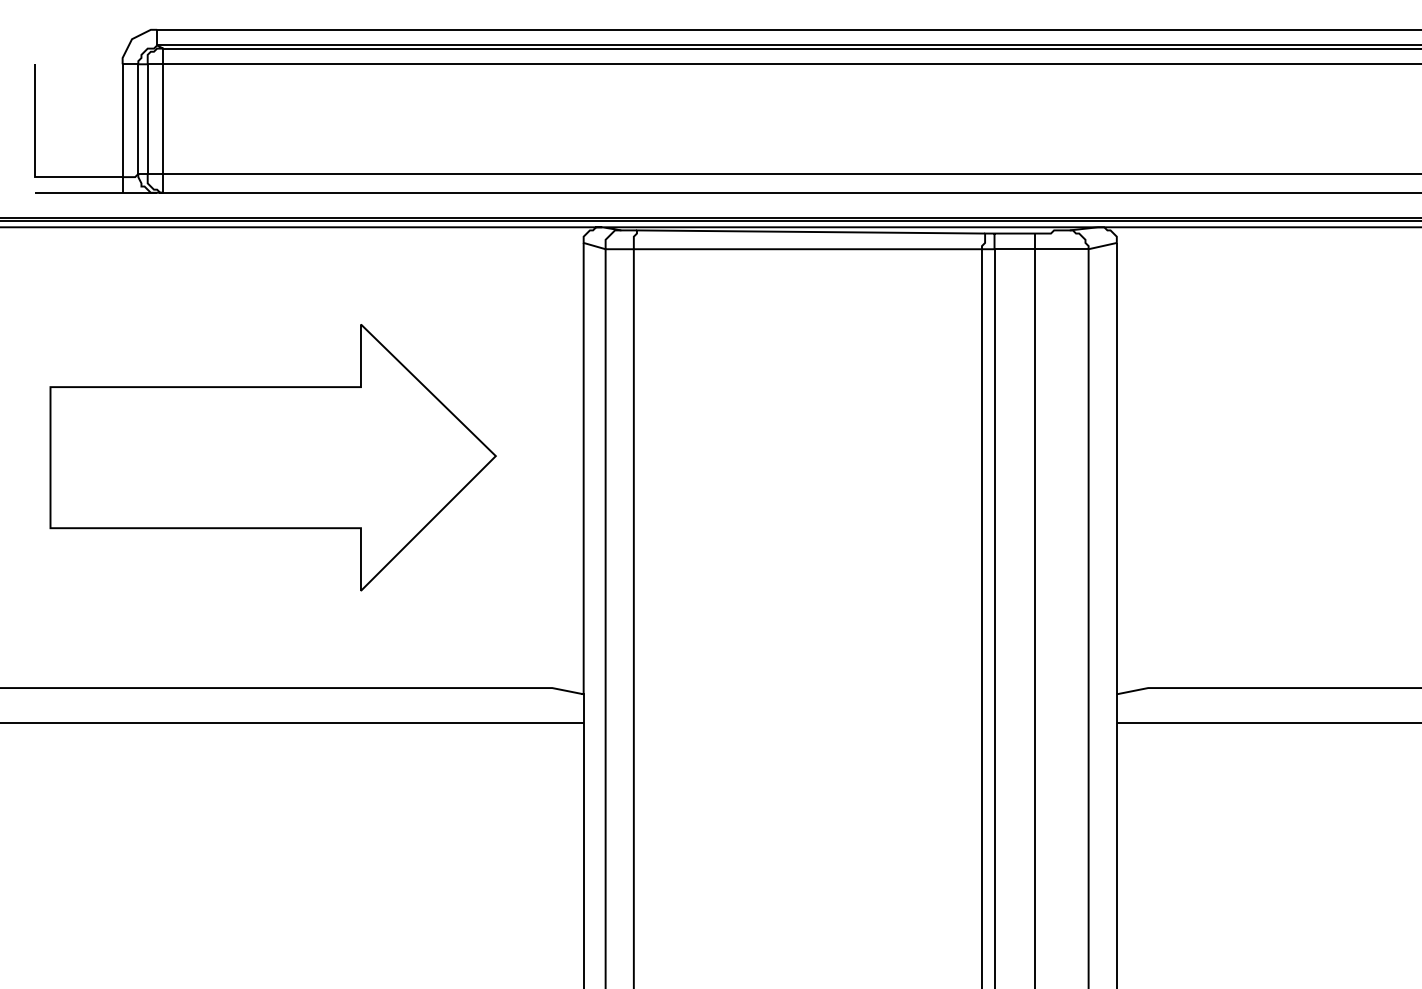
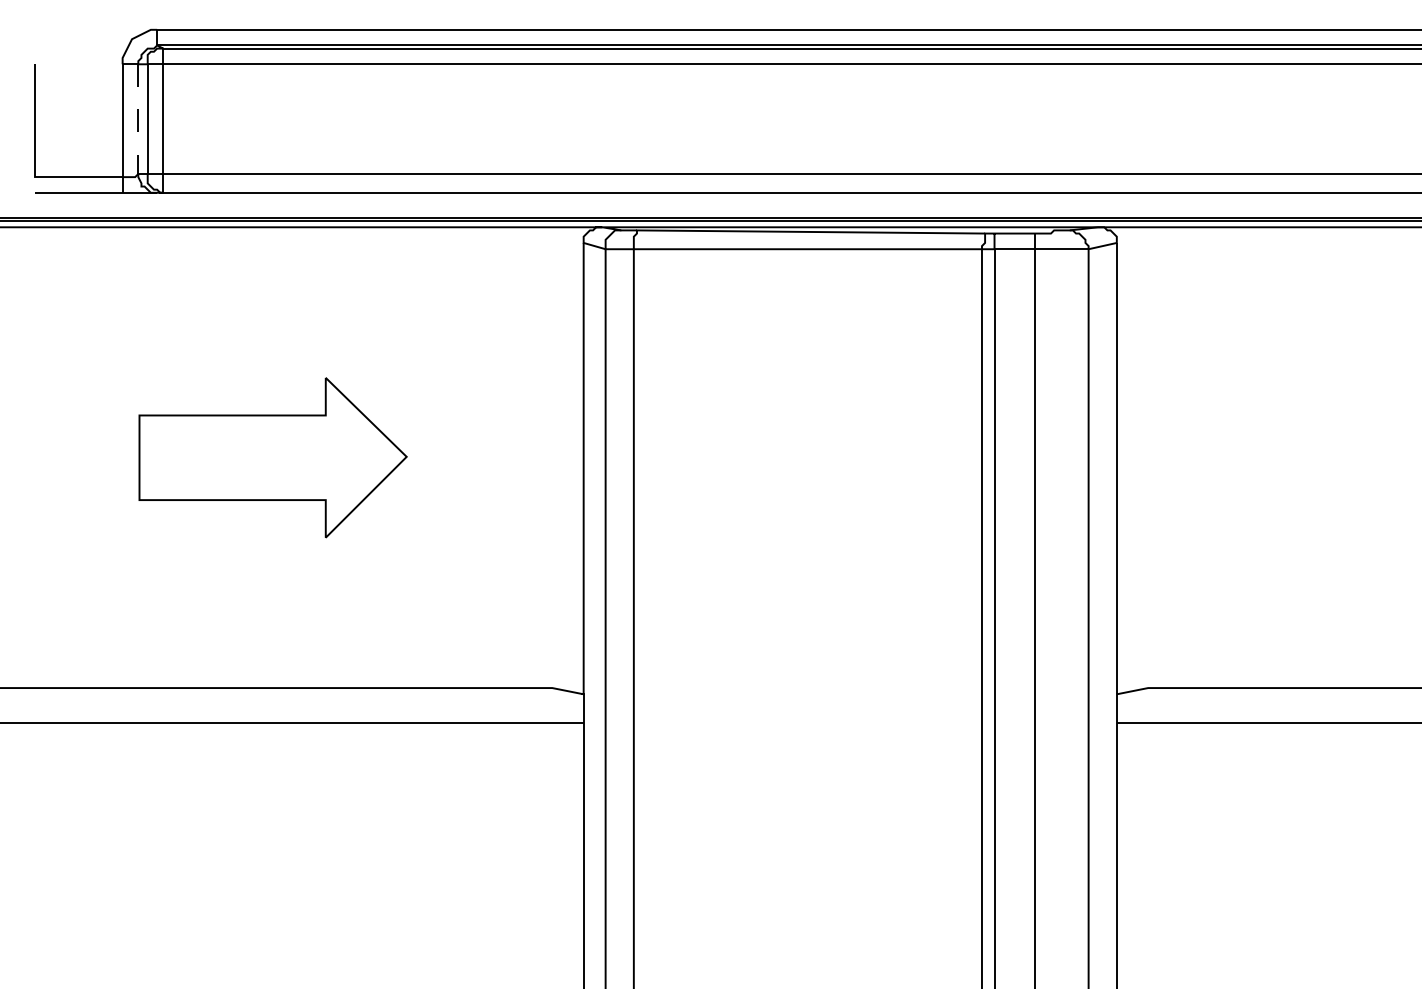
line: solid -> dashed (138, 119)
part size: 448x268 px -> 270x162 px (272, 457)
